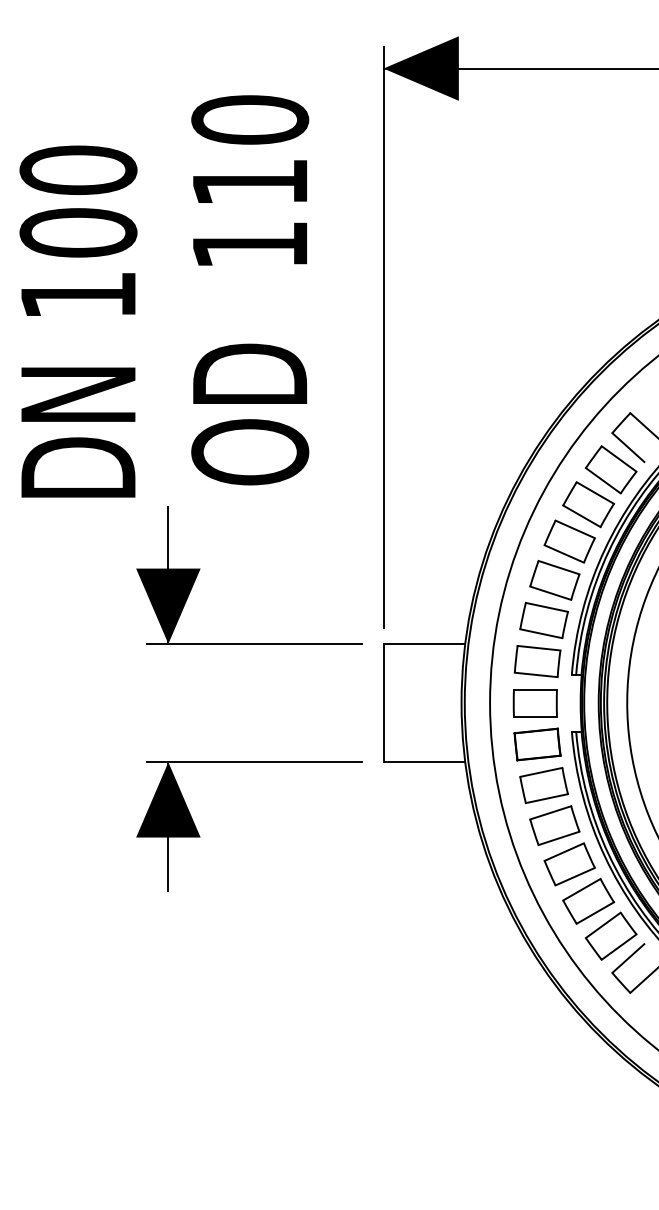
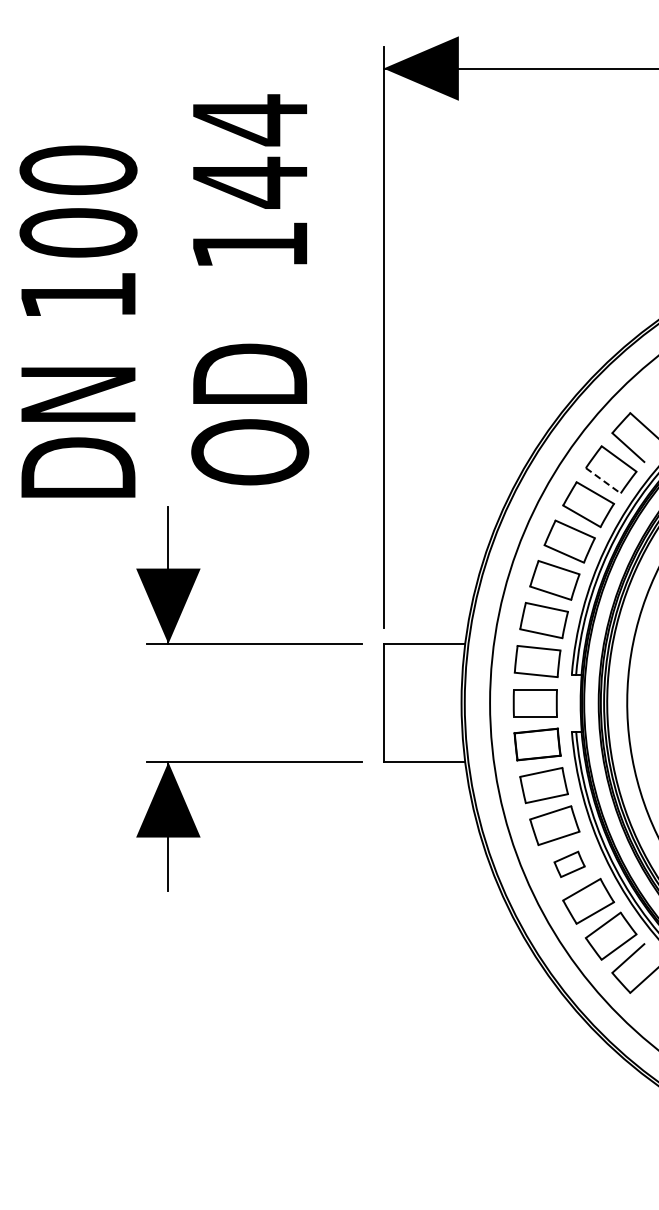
text: 110 -> 144 (250, 151)
line: solid -> dashed (603, 481)
part size: 53x45 px -> 33x28 px (569, 863)
